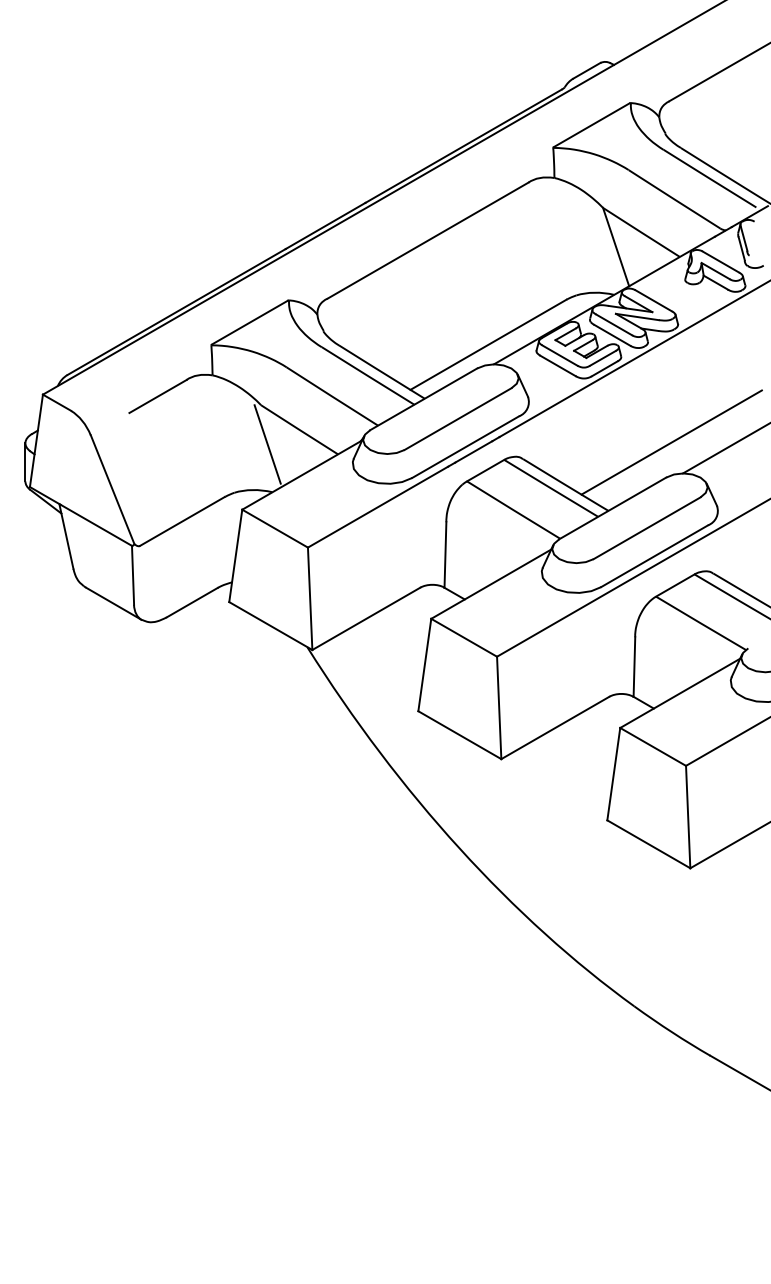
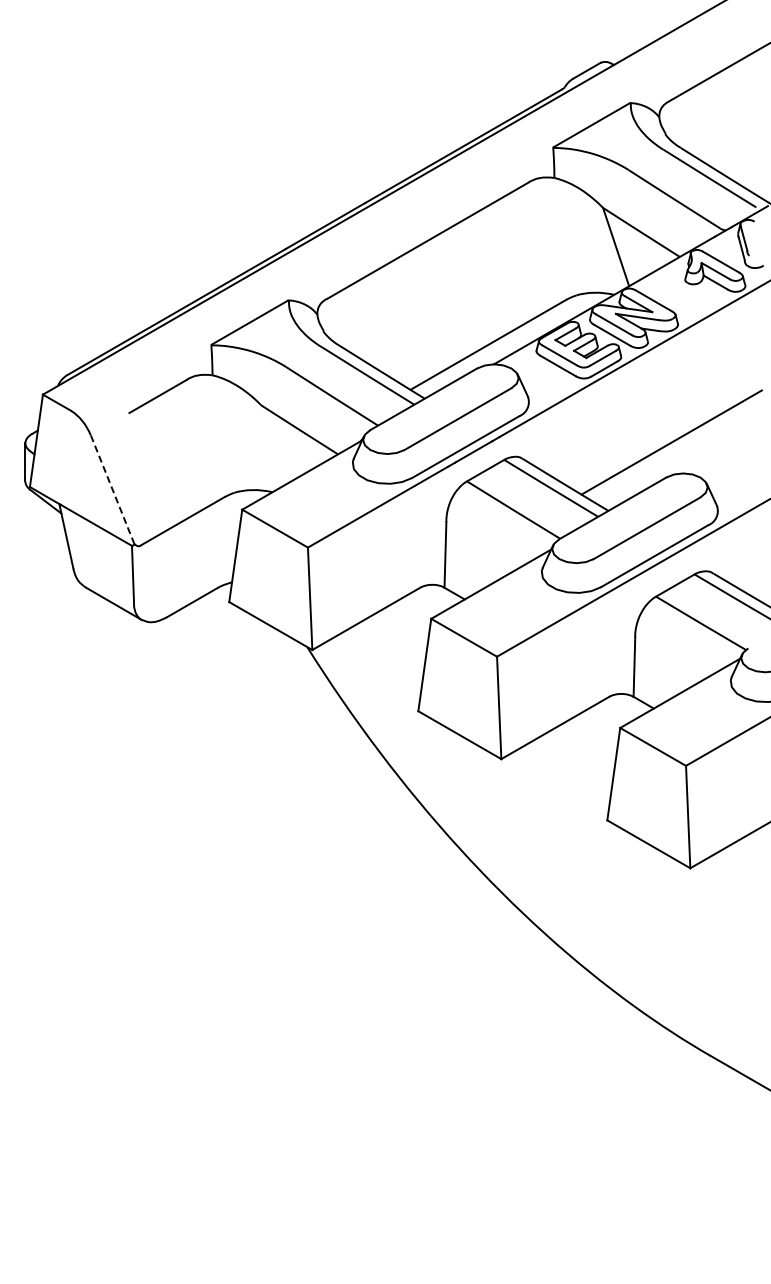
line: present -> none (267, 444)
line: present -> none (725, 448)
line: solid -> dashed (112, 489)
